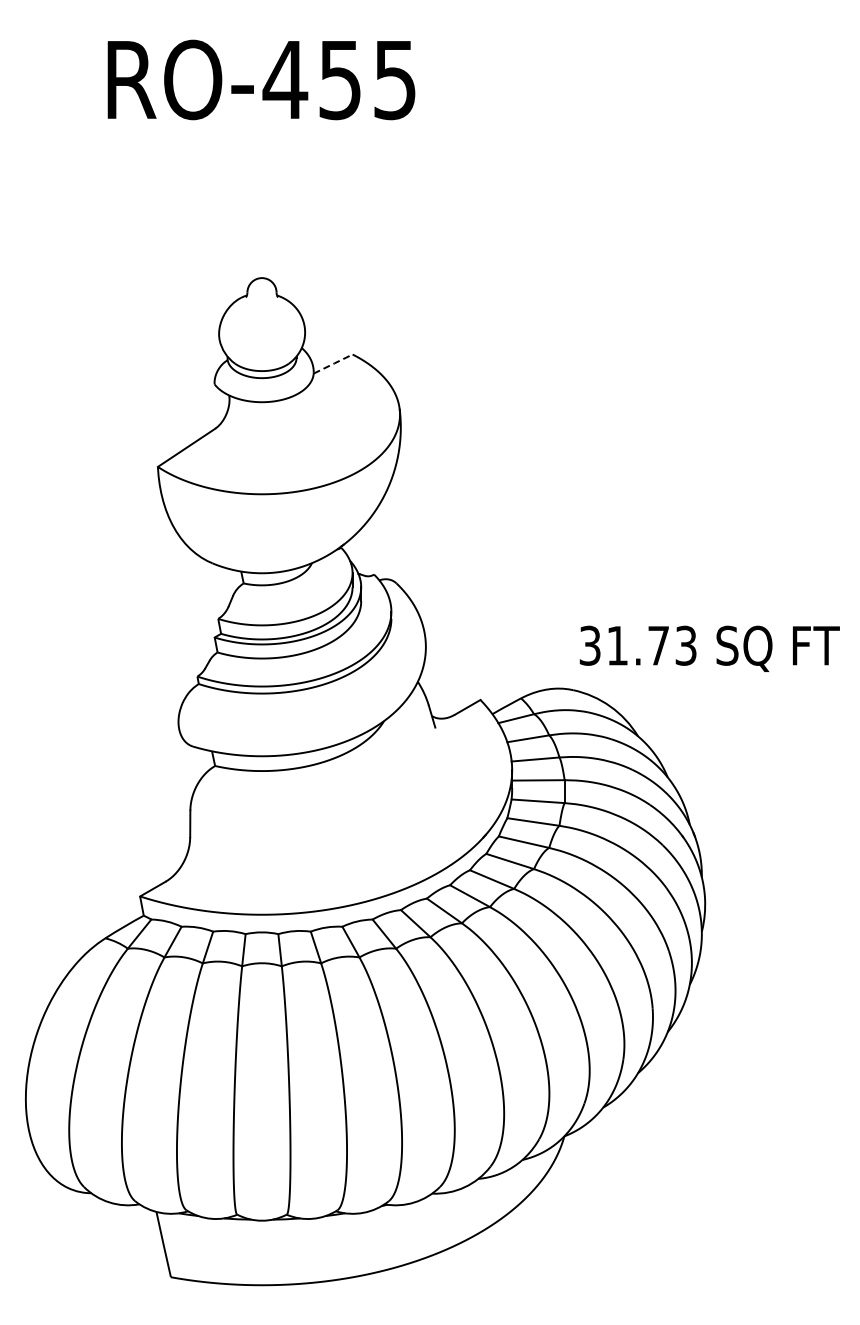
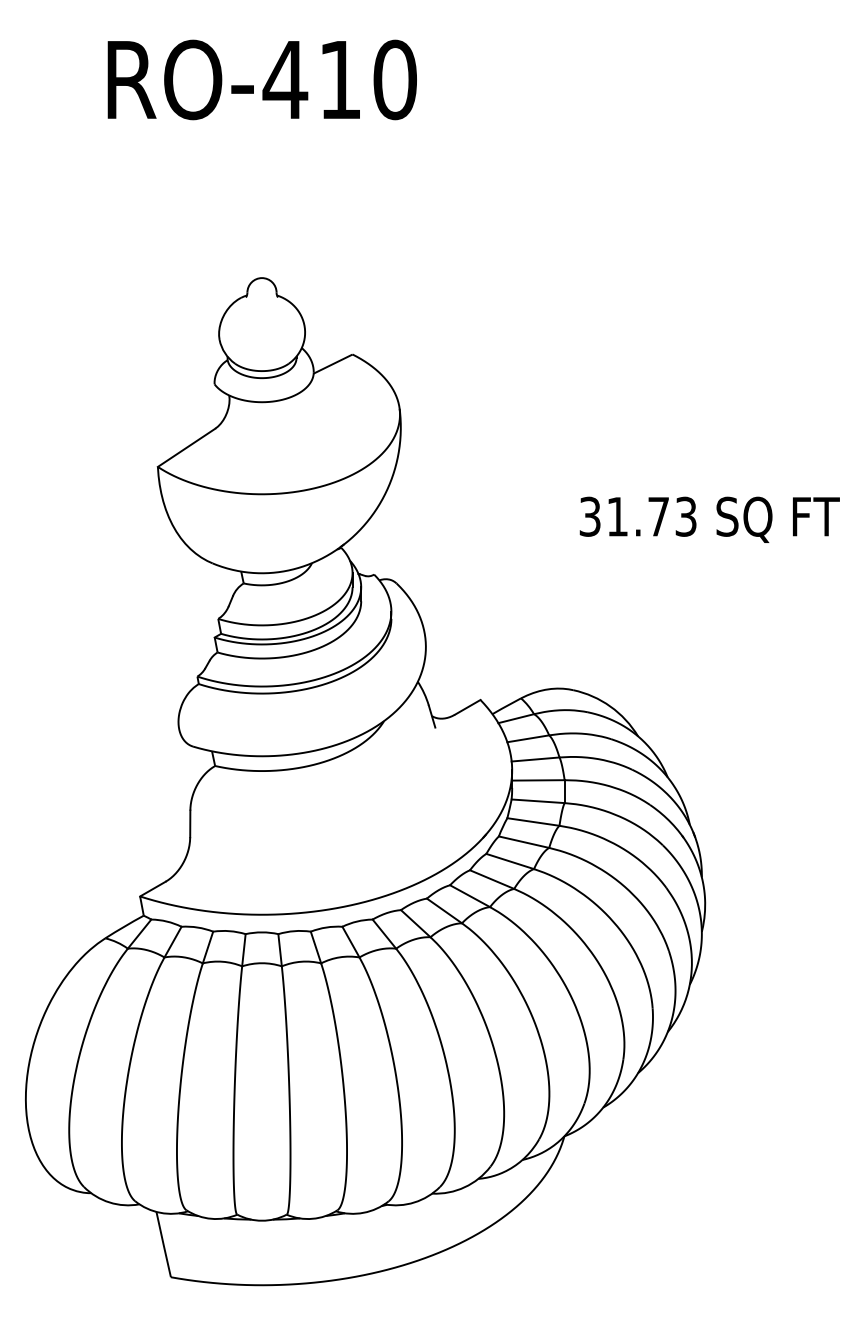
text: RO-455 -> RO-410 (367, 79)
line: dashed -> solid (333, 363)
text position: (709, 648) -> (709, 519) (709, 519)
